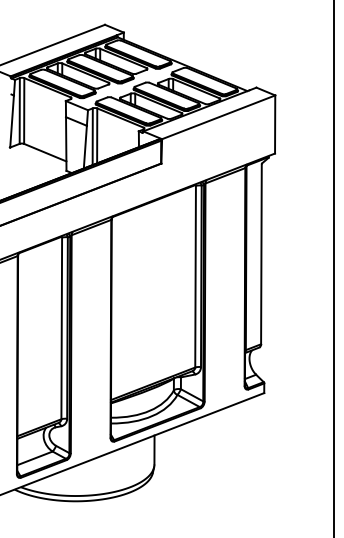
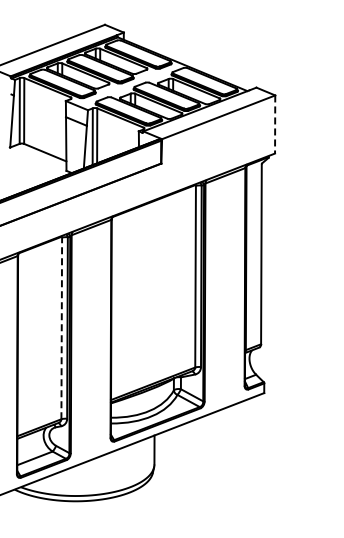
line: solid -> dashed (275, 124)
line: present -> none (333, 268)
line: solid -> dashed (61, 328)
